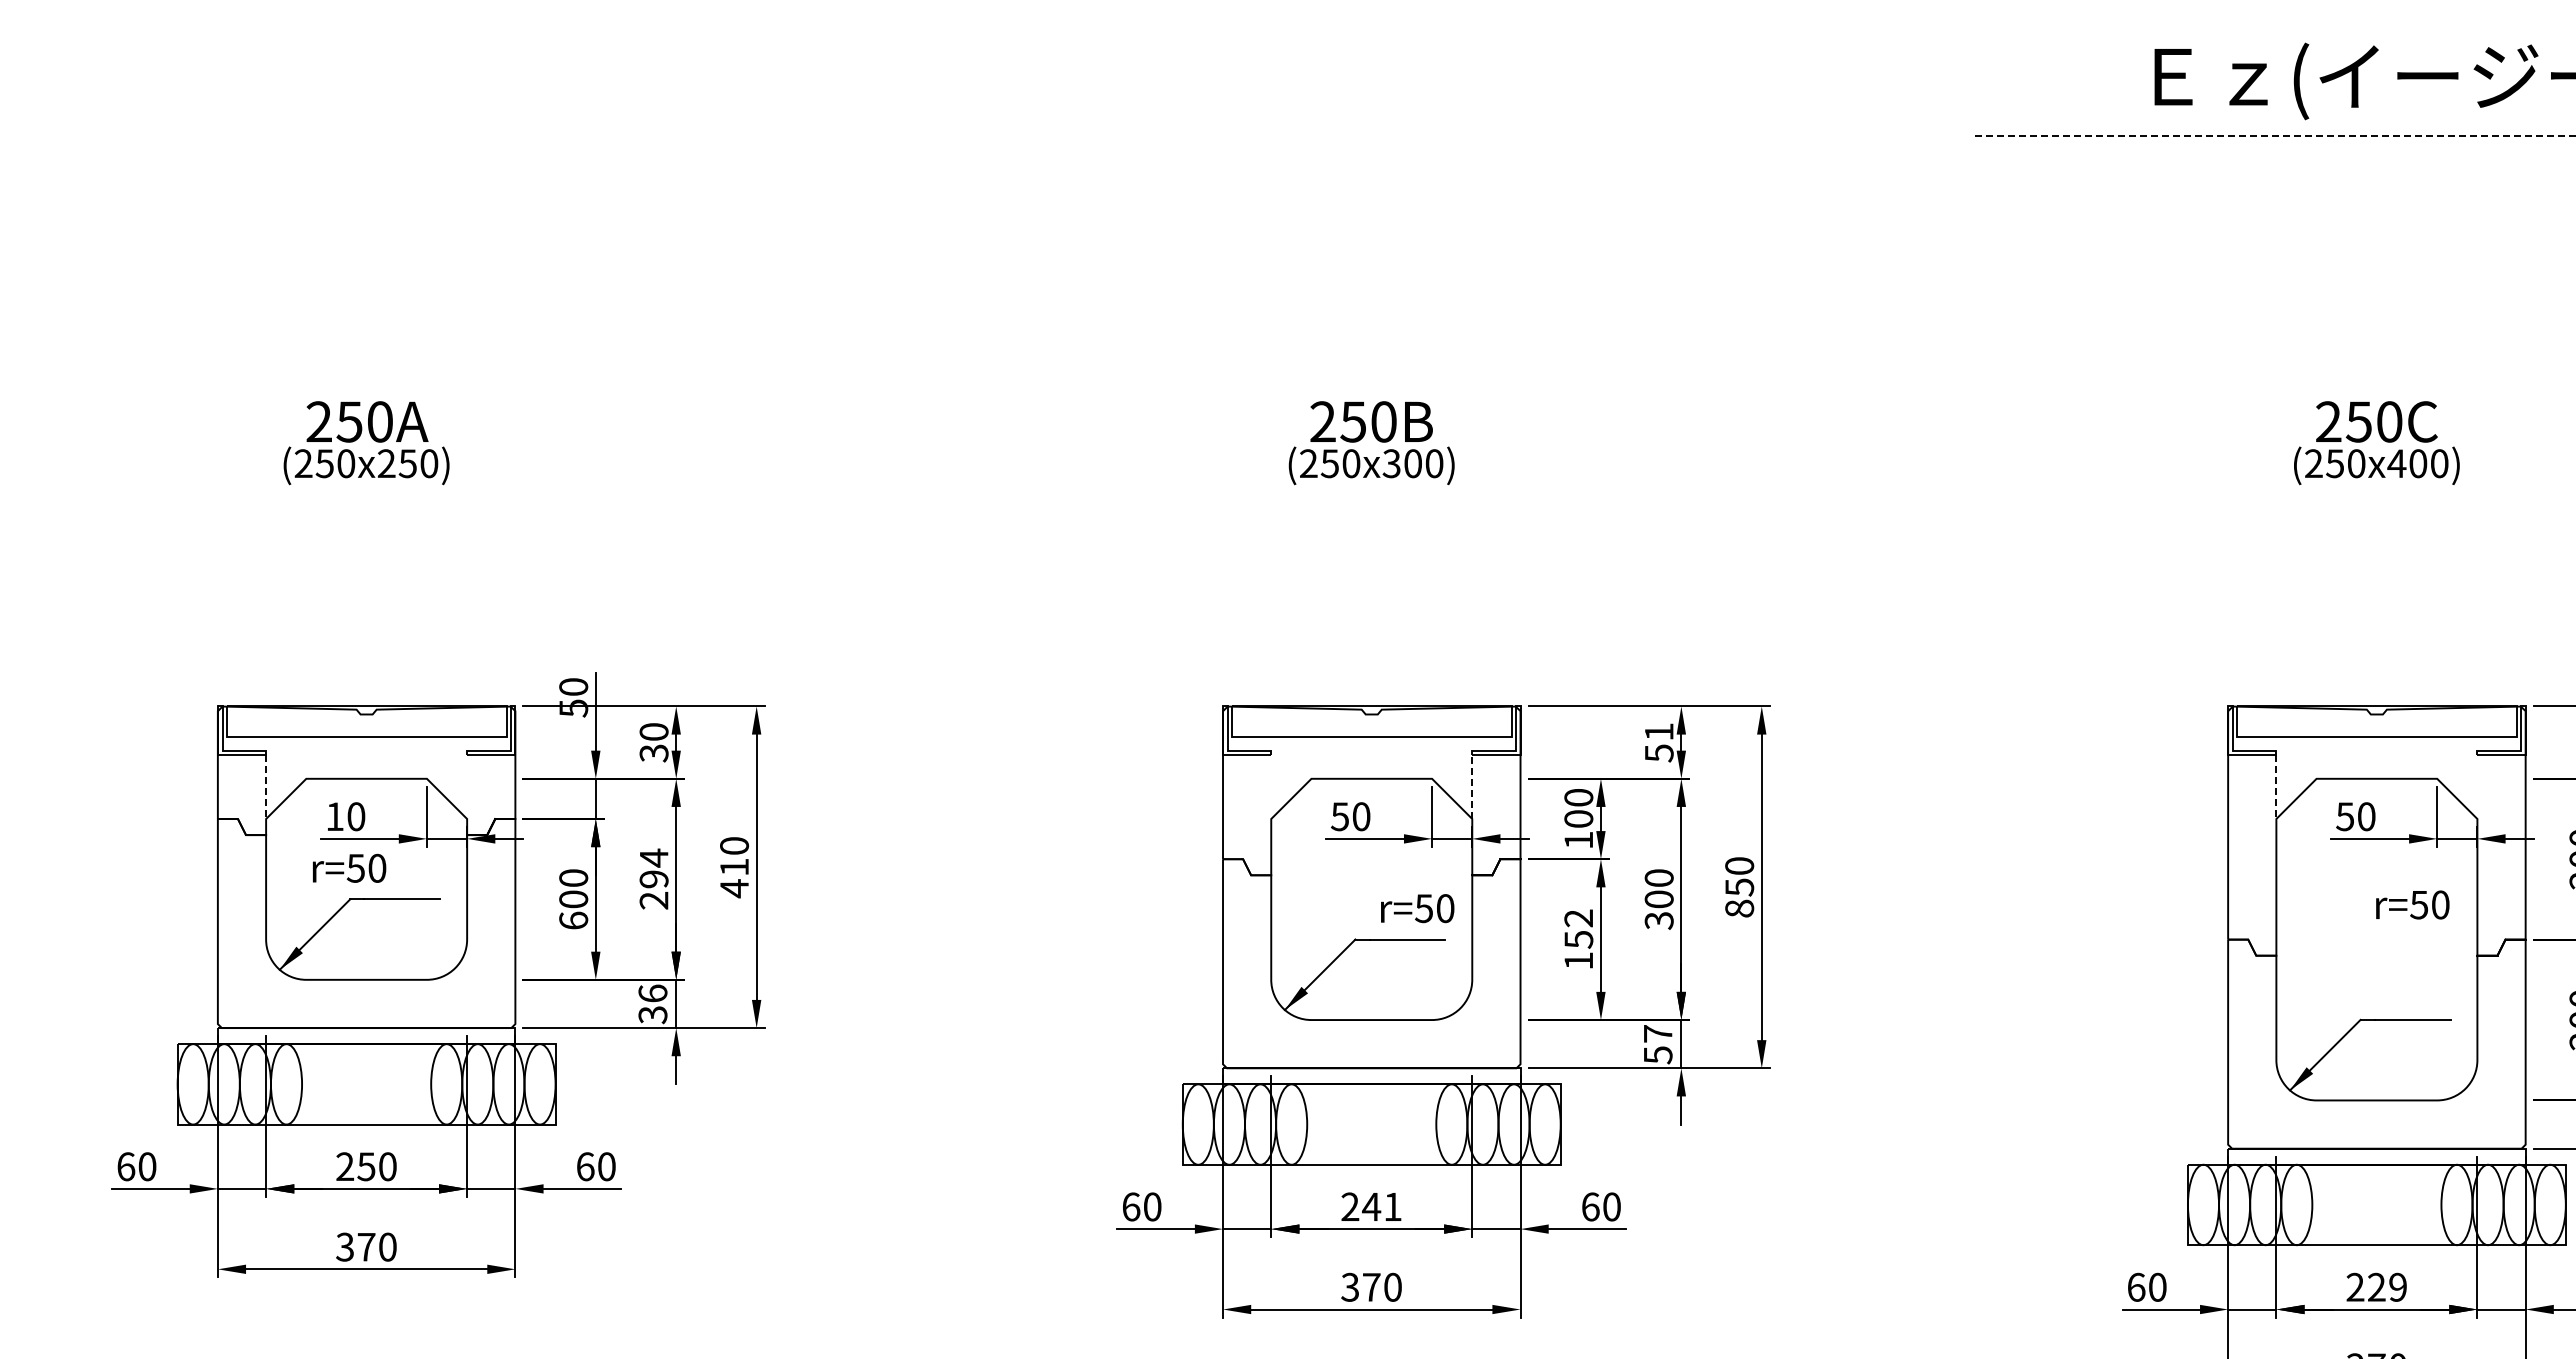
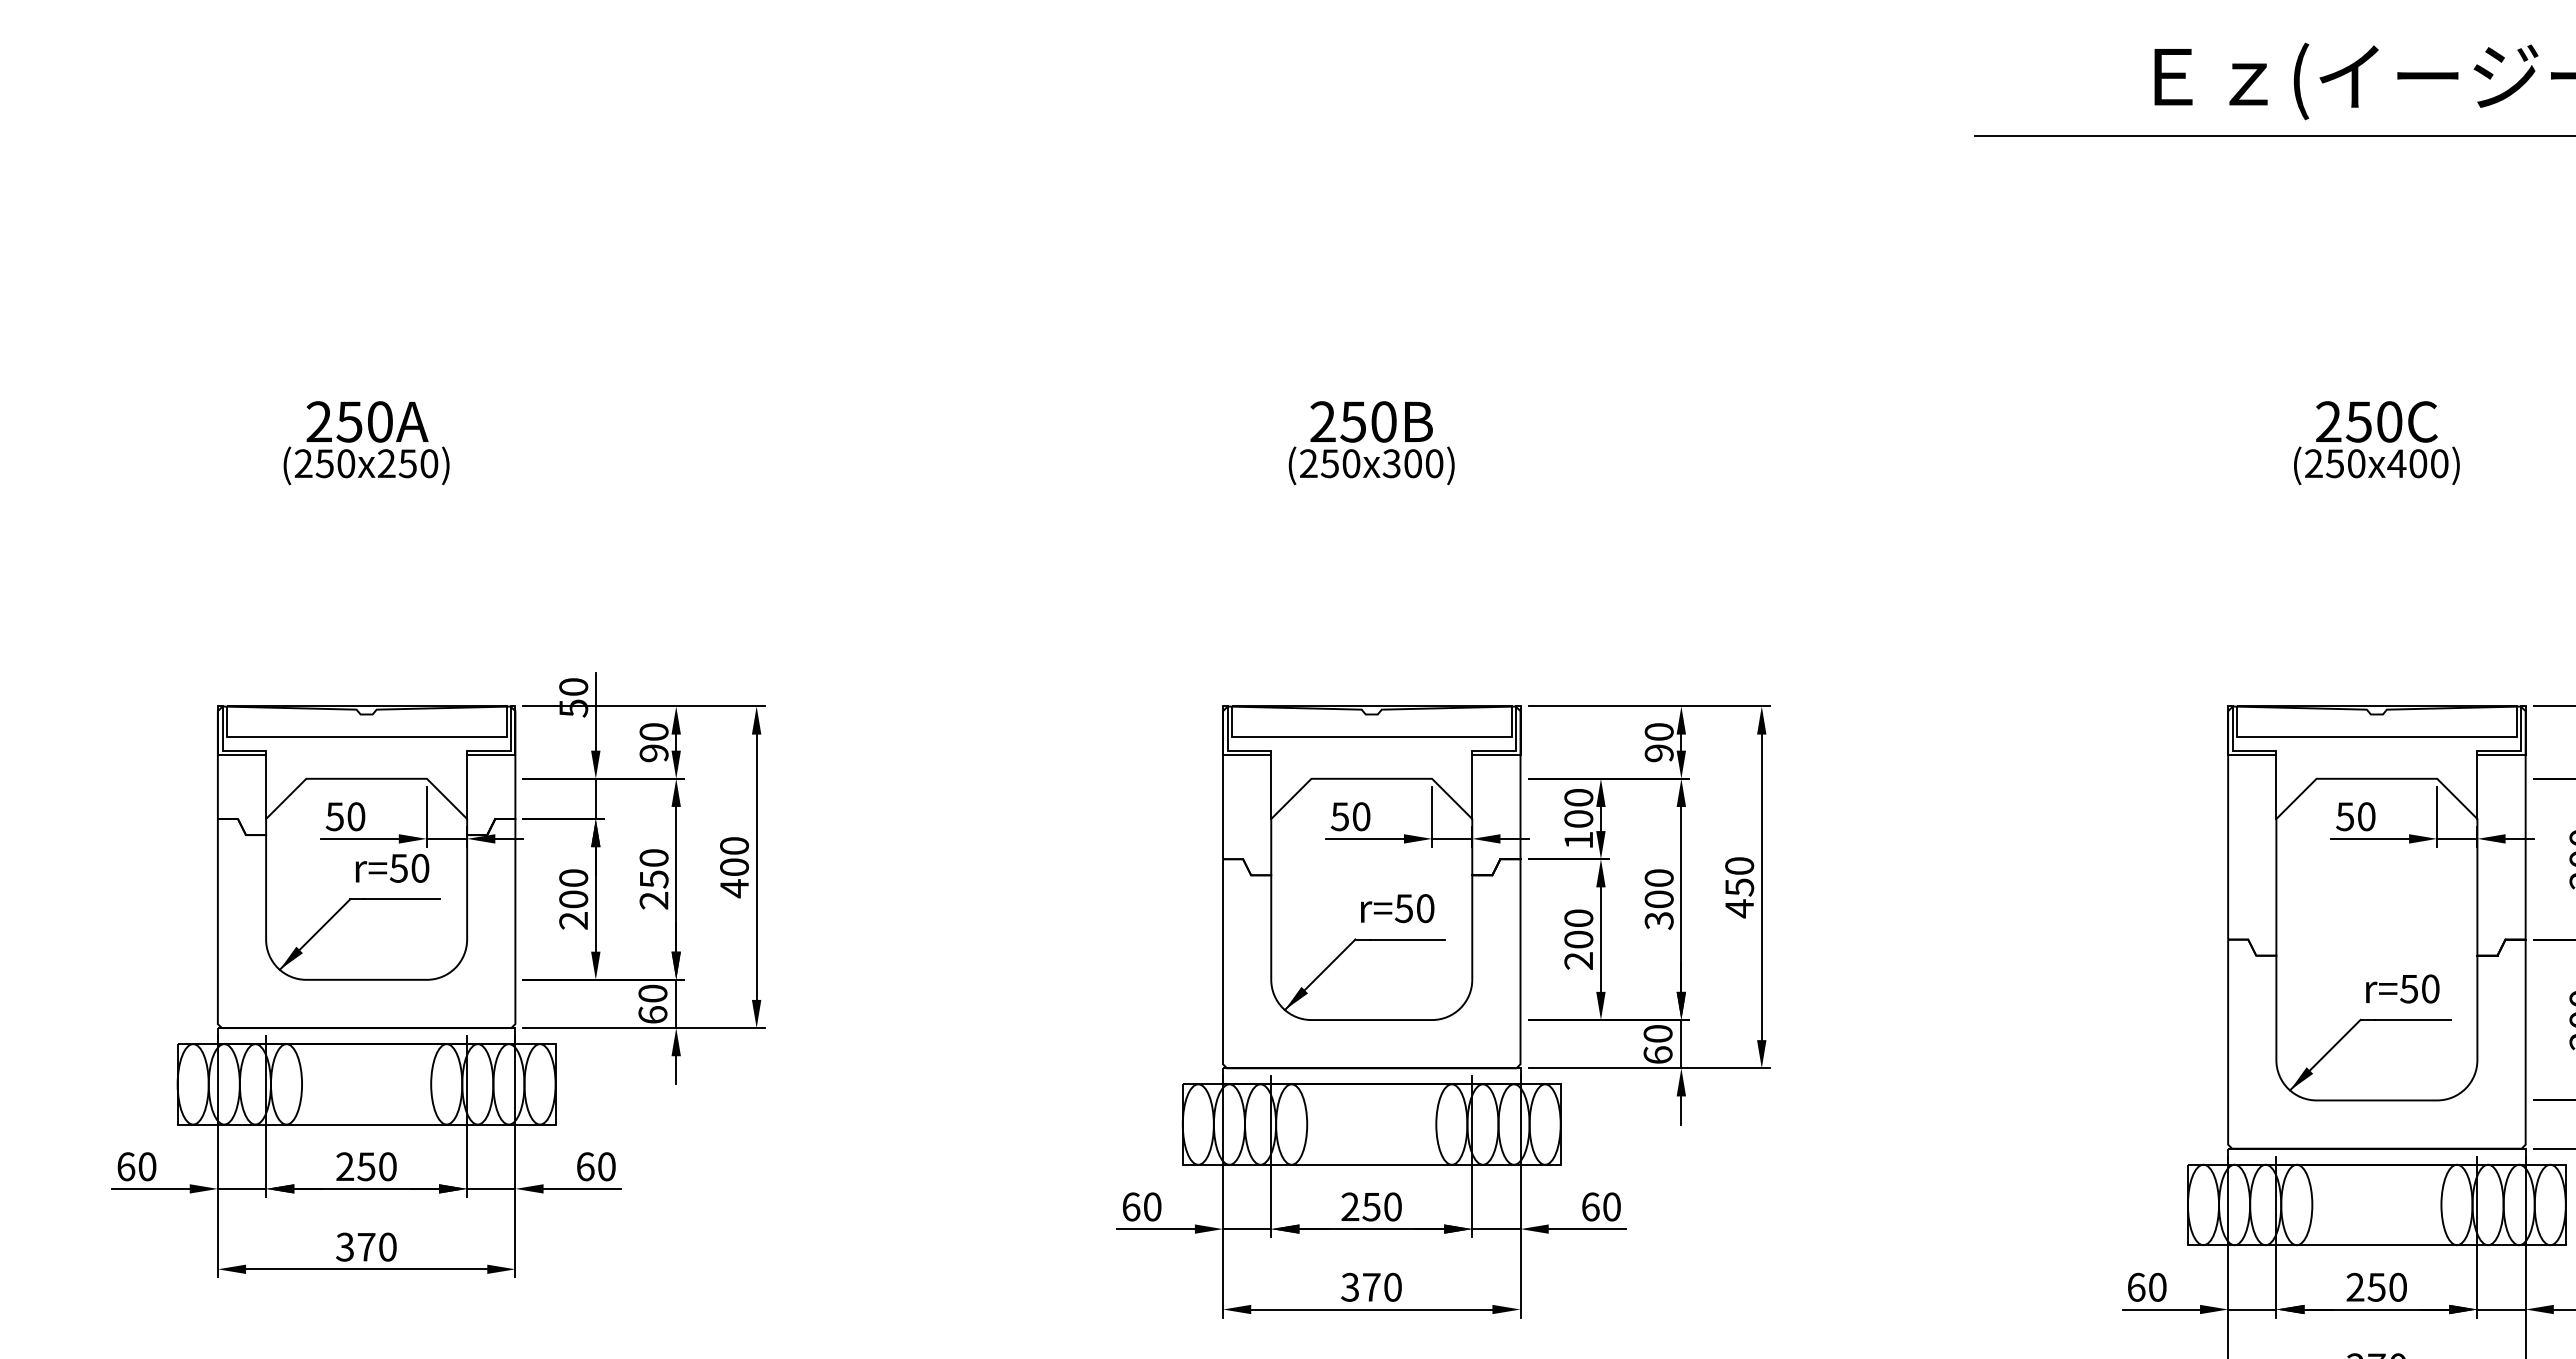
line: dashed -> solid (2275, 135)
text: 51 -> 90 (1658, 742)
text: 30 -> 90 (653, 753)
line: dashed -> solid (266, 787)
line: none -> present (467, 787)
line: none -> present (1271, 787)
line: dashed -> solid (1472, 787)
line: dashed -> solid (2276, 787)
line: none -> present (2477, 787)
text: 10 -> 50 (334, 816)
text: 410 -> 400 (734, 866)
text position: (349, 867) -> (392, 867) (392, 867)
text: 294 -> 250 (653, 868)
text position: (2412, 904) -> (2402, 988) (2402, 988)
text position: (1417, 908) -> (1397, 908) (1397, 908)
text: 850 -> 450 (1739, 908)
text: 600 -> 200 (573, 920)
text: 152 -> 200 (1578, 939)
text: 36 -> 60 (652, 1004)
text: 57 -> 60 (1657, 1044)
text: 241 -> 250 (1381, 1206)
text: 229 -> 250 (2386, 1286)
